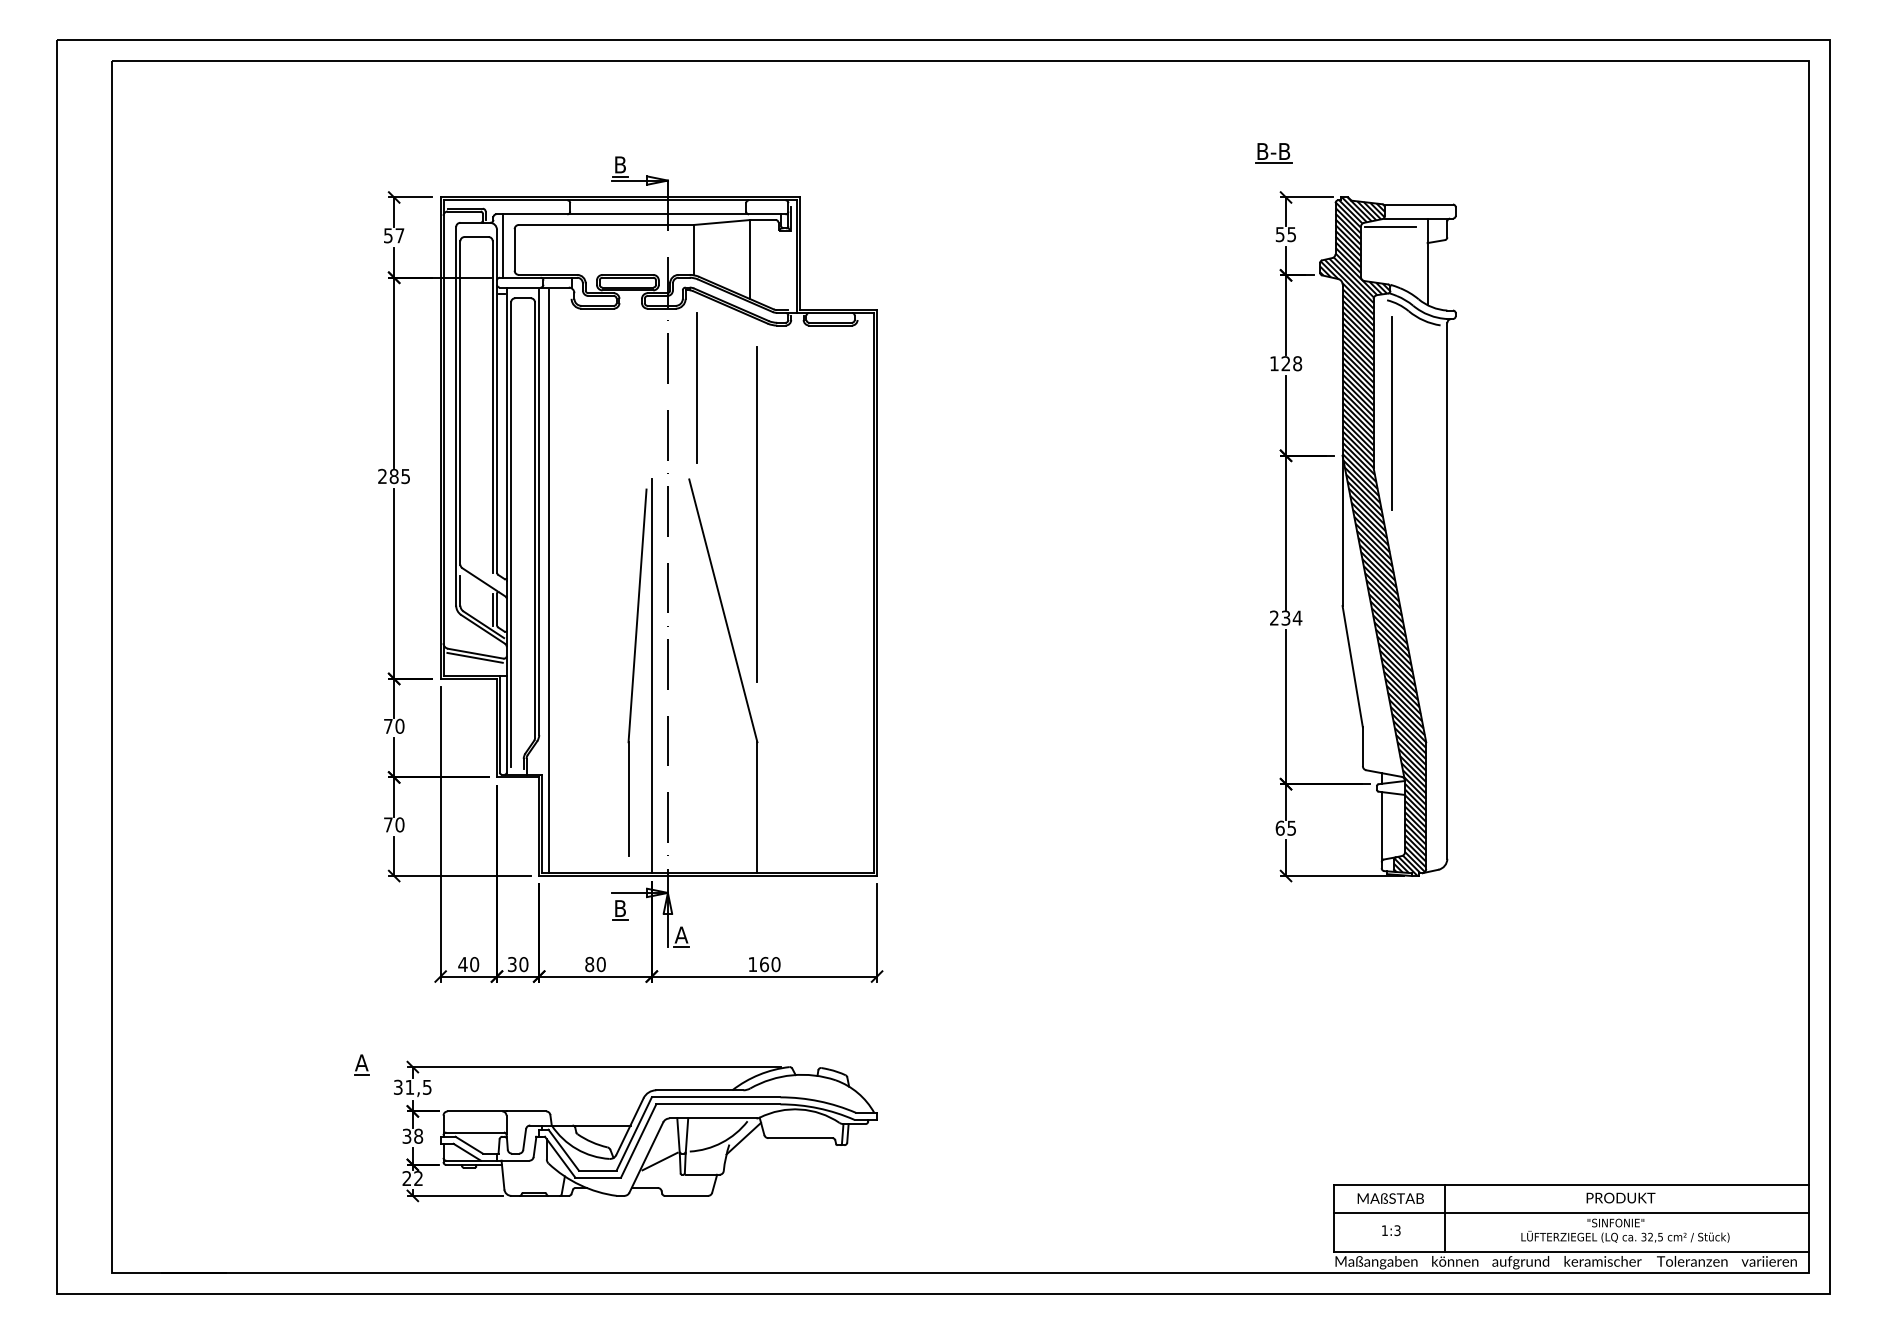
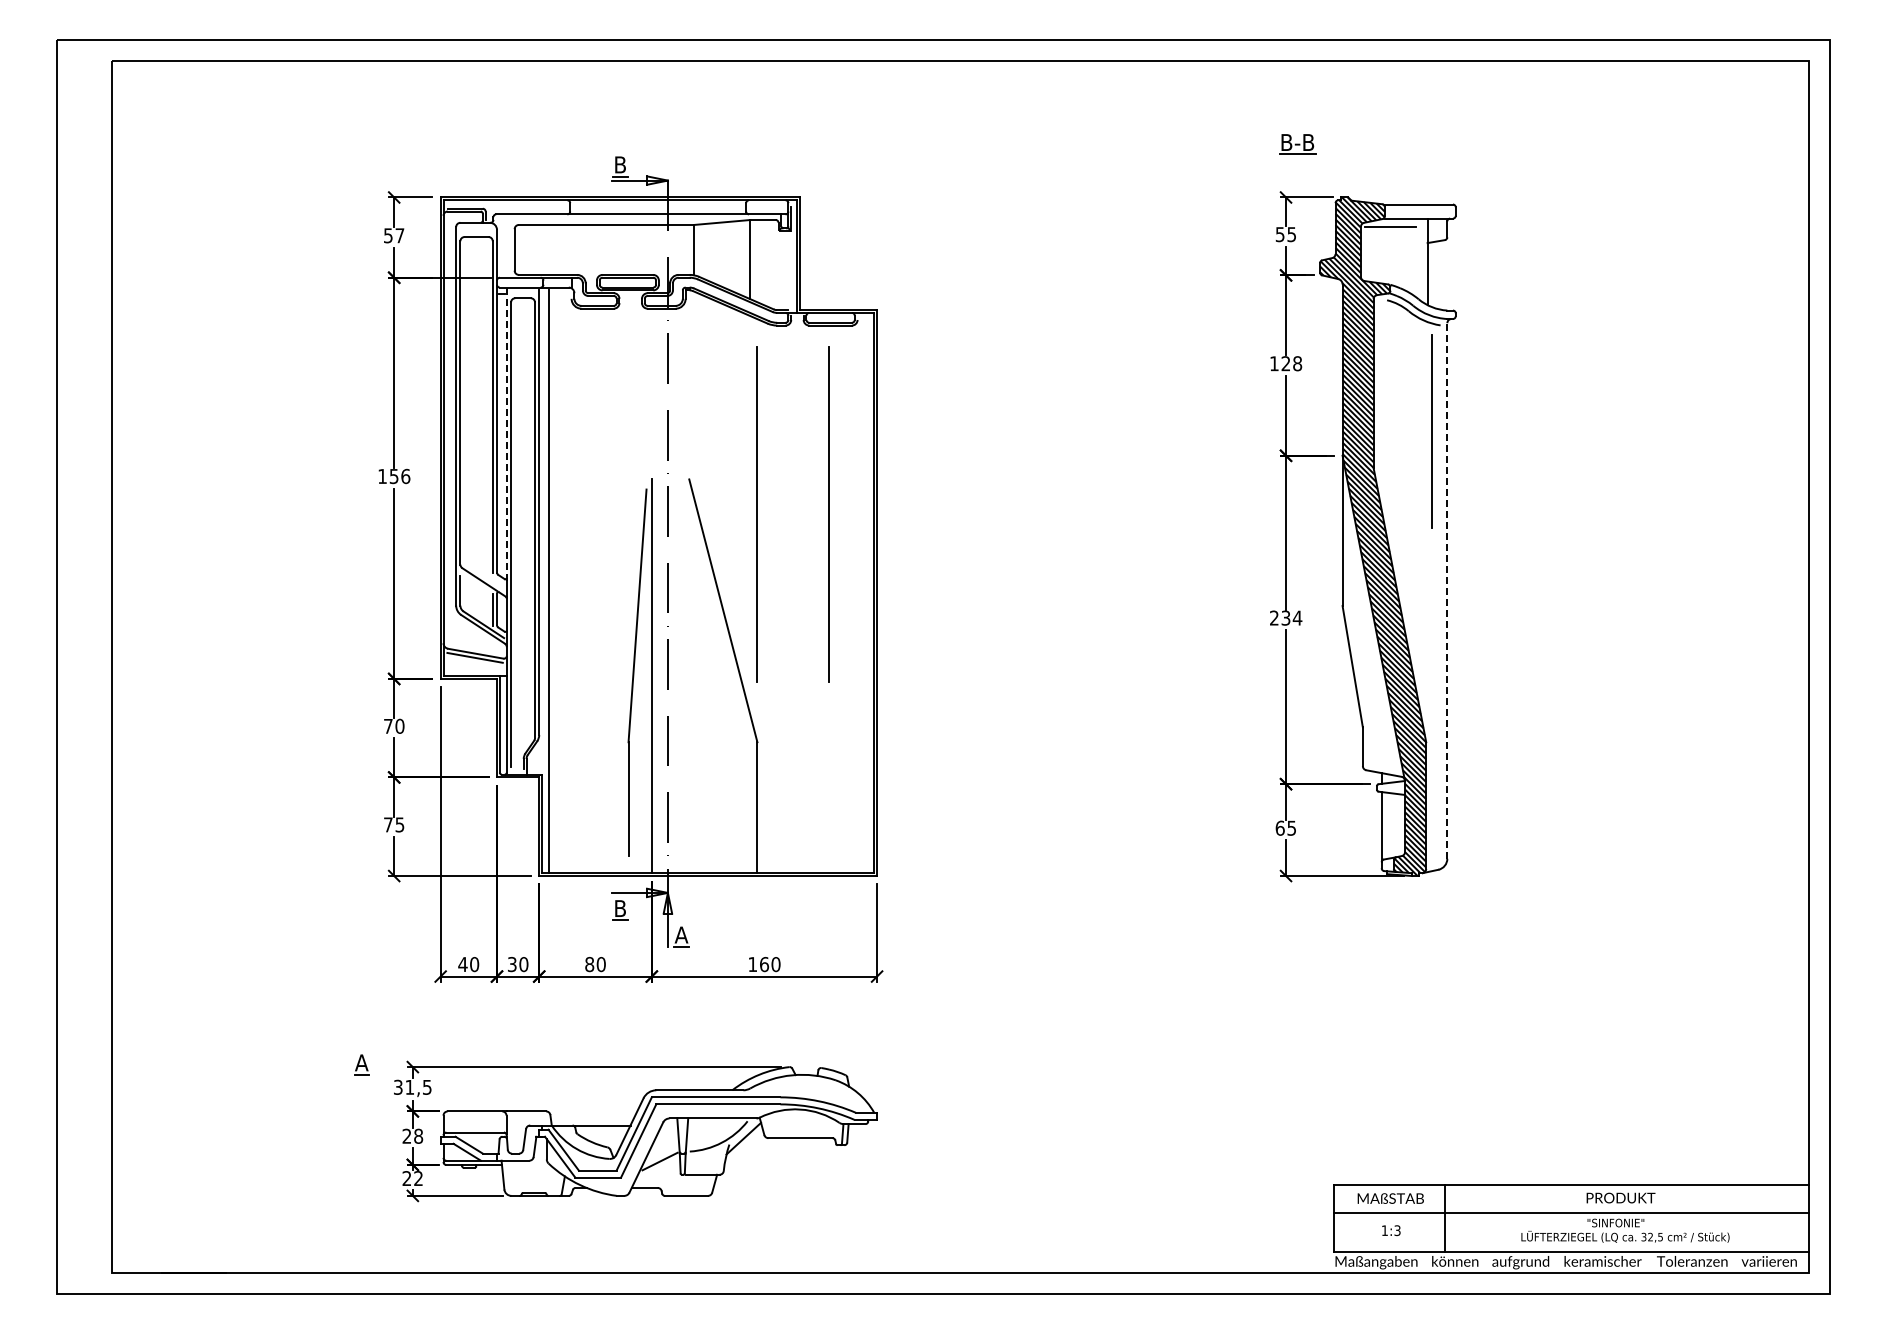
part position: (1273, 153) -> (1297, 144) (1297, 144)
line: present -> none (502, 245)
line: present -> none (696, 387)
line position: (1391, 413) -> (1431, 431) (1431, 431)
line: solid -> dashed (506, 433)
text: 285 -> 156 (394, 476)
line: none -> present (828, 514)
line: solid -> dashed (1447, 591)
text: 70 -> 75 (399, 824)
text: 38 -> 28 (406, 1136)
